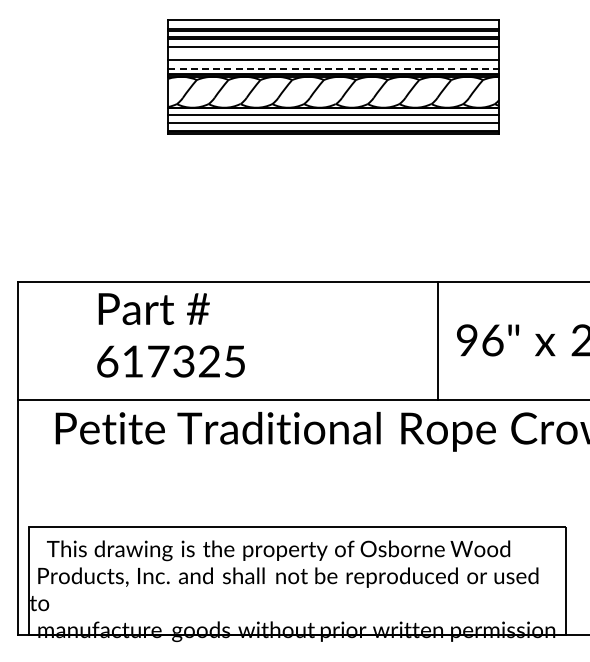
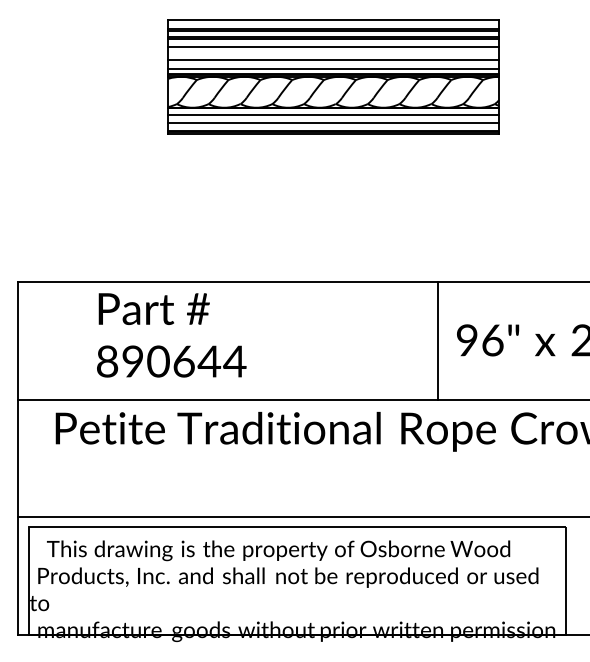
line: dashed -> solid (334, 68)
text: 617325 -> 890644 (171, 361)
line: none -> present (301, 517)
